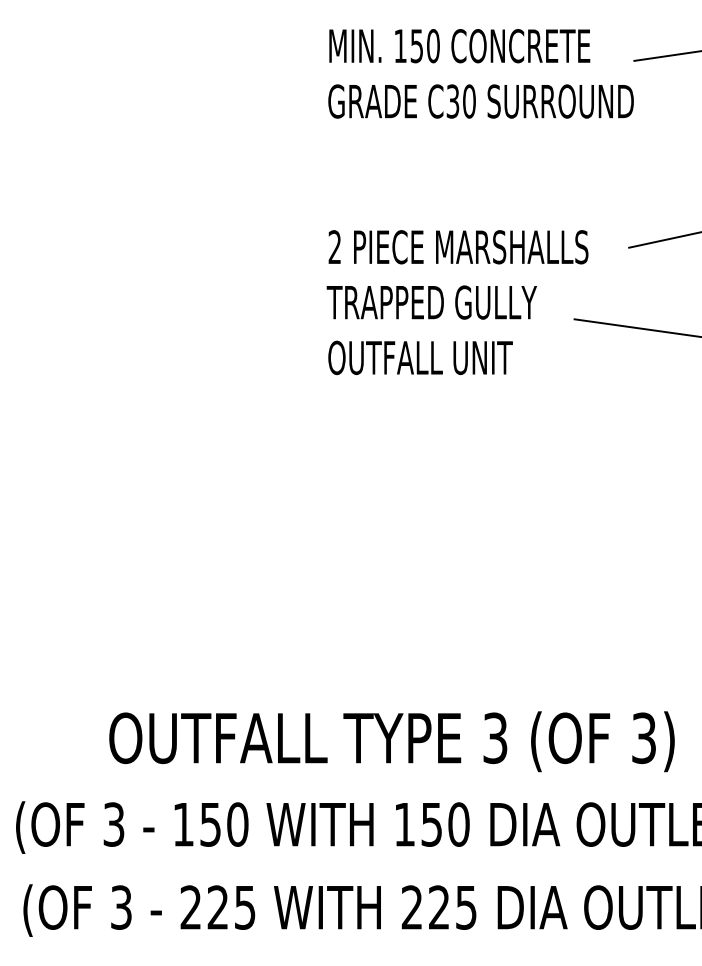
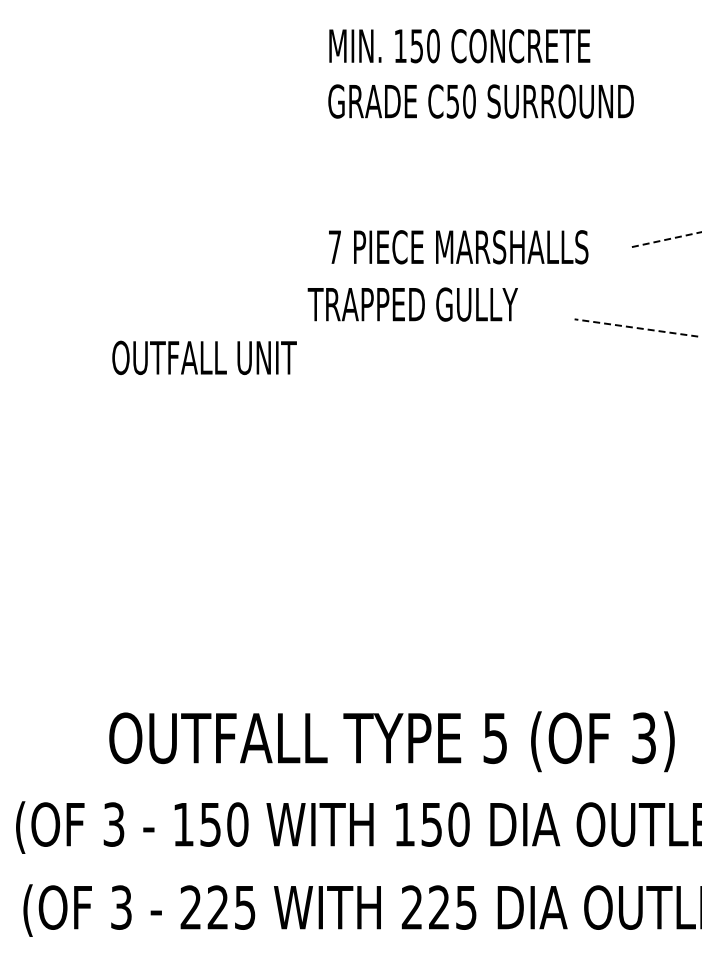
line: present -> none (666, 55)
text: C30 -> C50 (453, 100)
line: solid -> dashed (665, 239)
text: 2 -> 7 (334, 246)
text position: (431, 302) -> (412, 304) (412, 304)
line: solid -> dashed (637, 328)
text position: (420, 357) -> (204, 357) (204, 357)
text: 3 -> 5 (495, 737)
